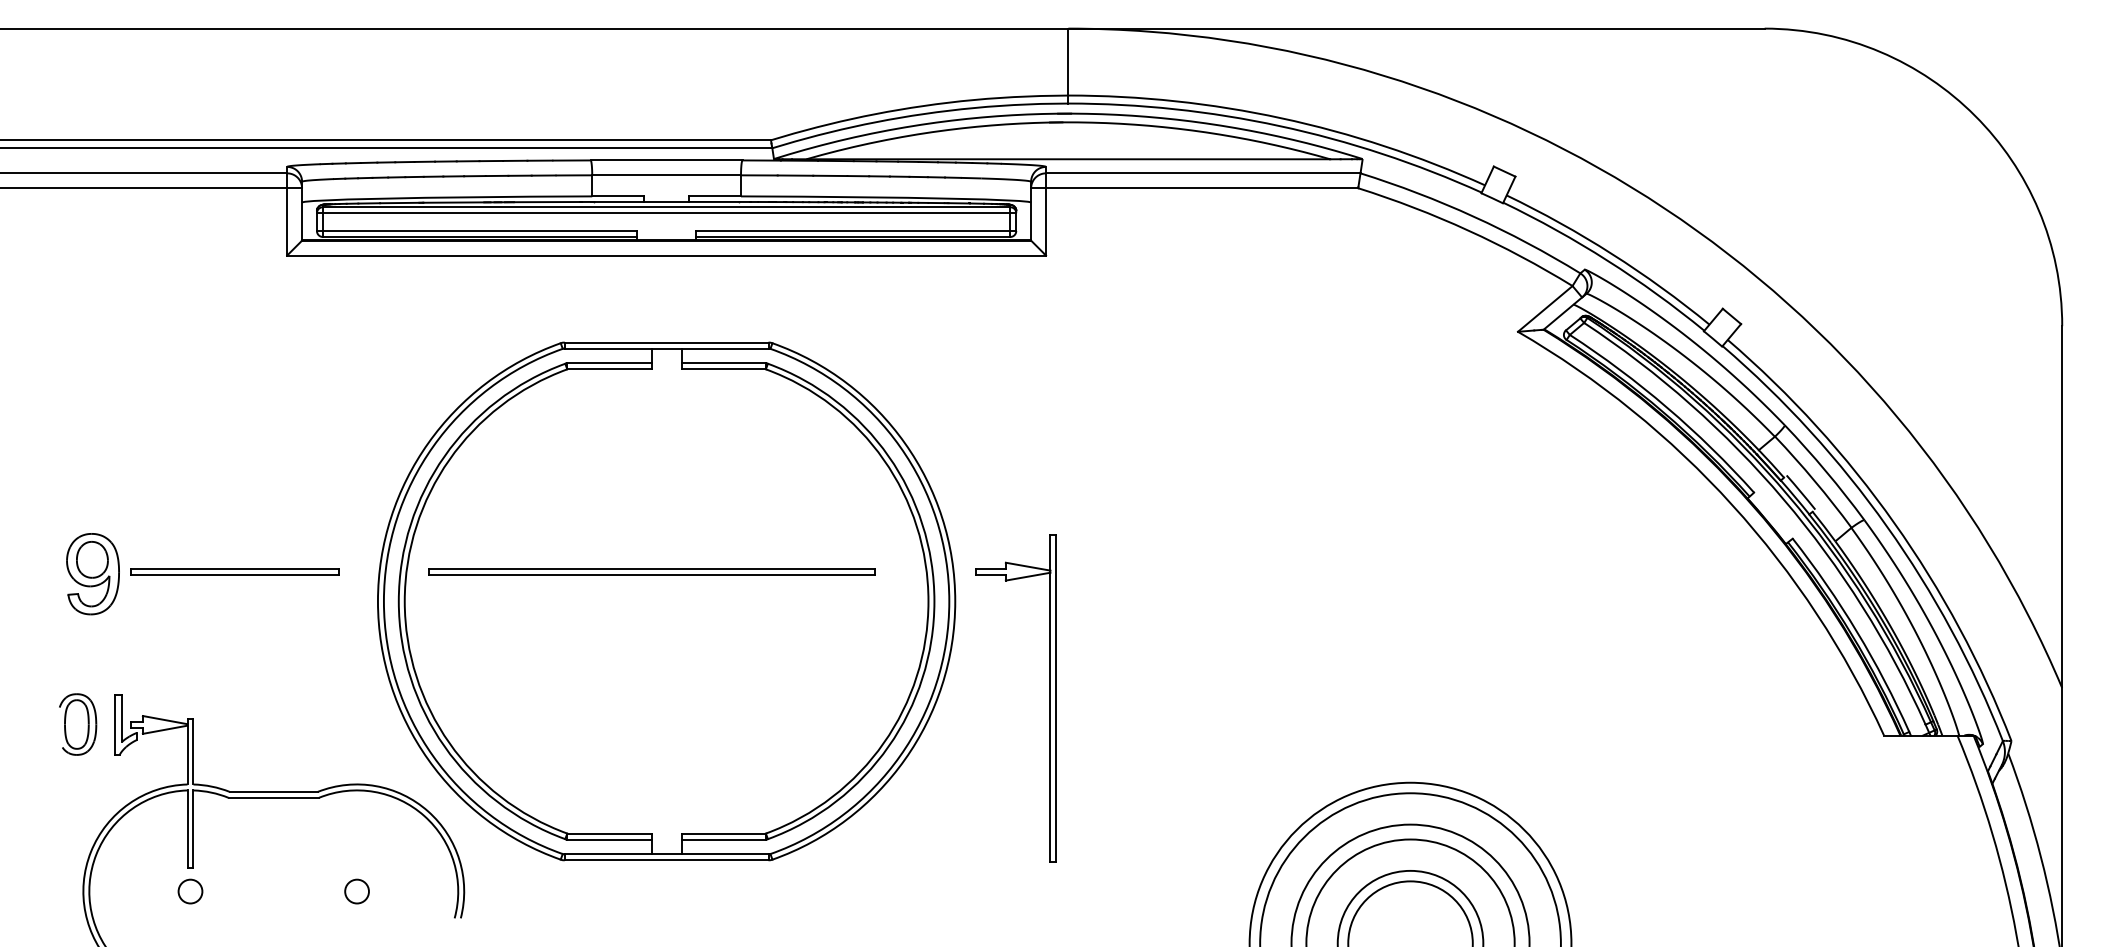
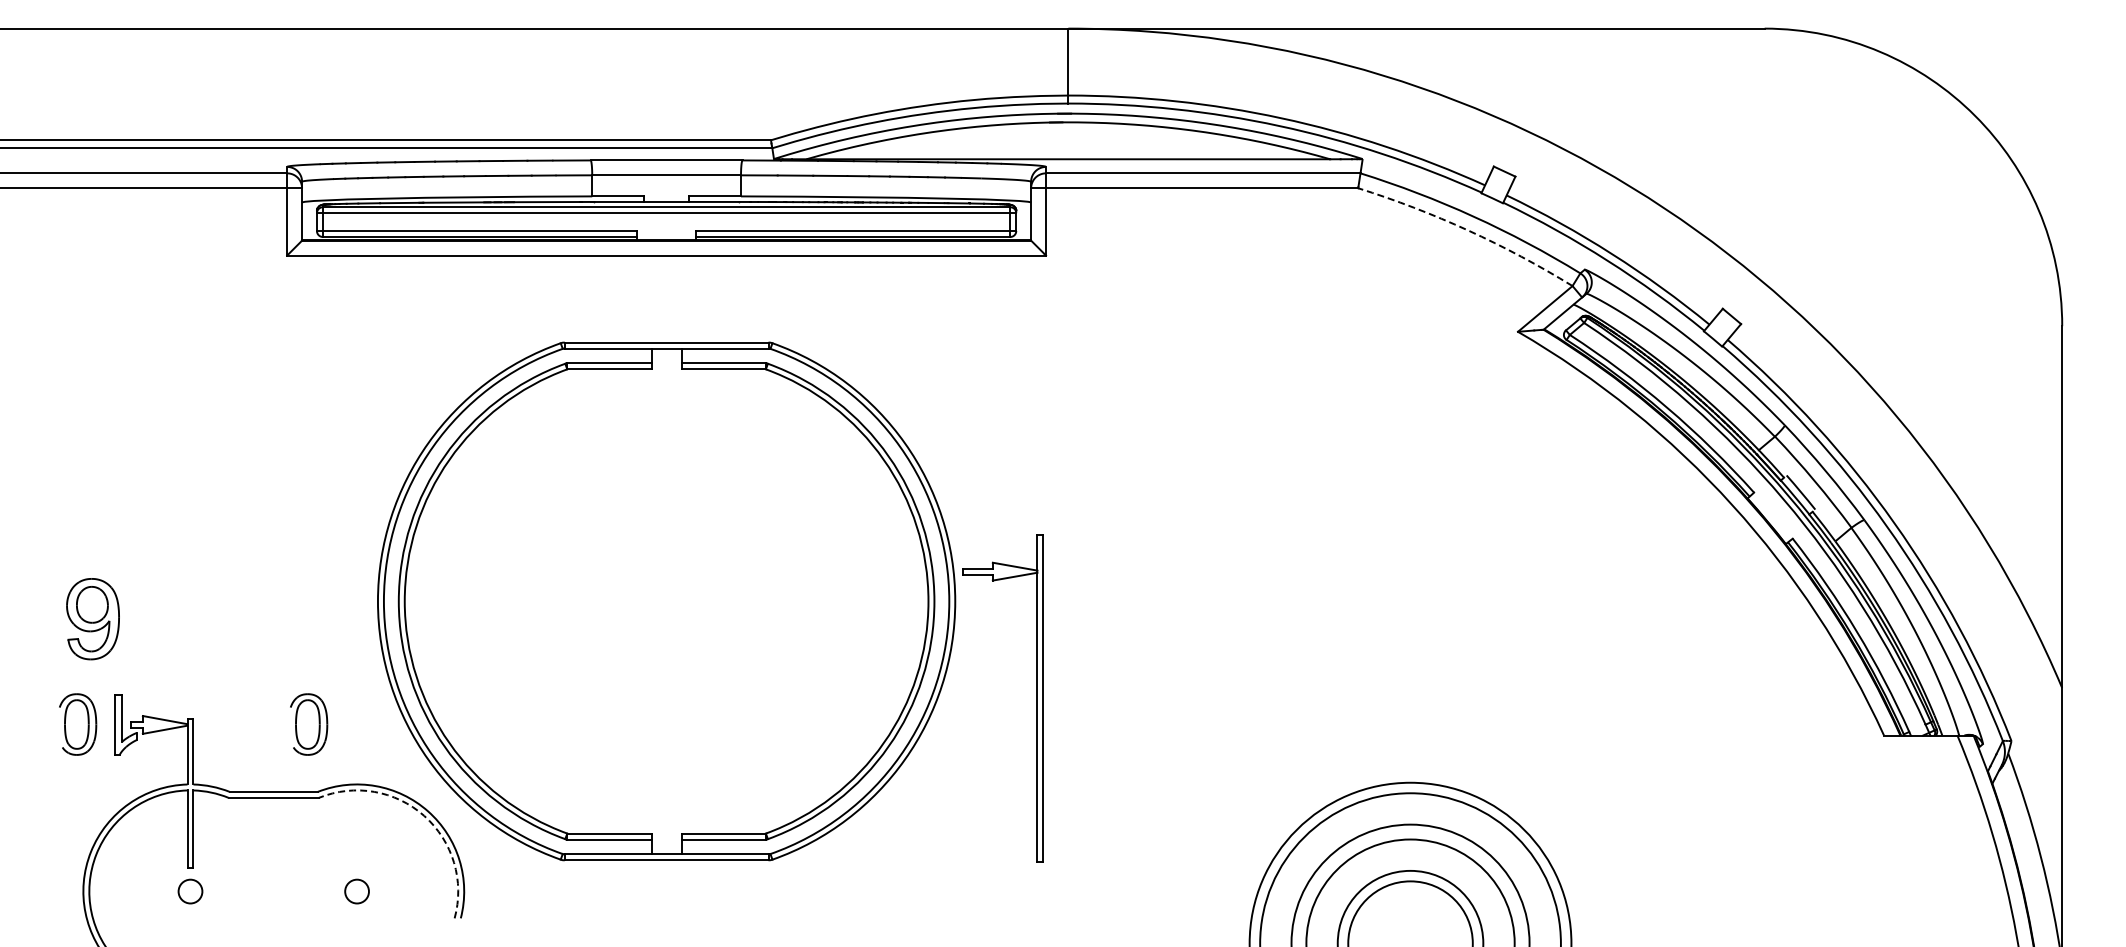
arc: solid -> dashed (1468, 230)
part: present -> none (234, 571)
part: present -> none (651, 571)
part position: (92, 574) -> (92, 619) (92, 619)
part position: (1049, 698) -> (1036, 698) (1036, 698)
part: none -> present (309, 724)
arc: solid -> dashed (424, 815)
